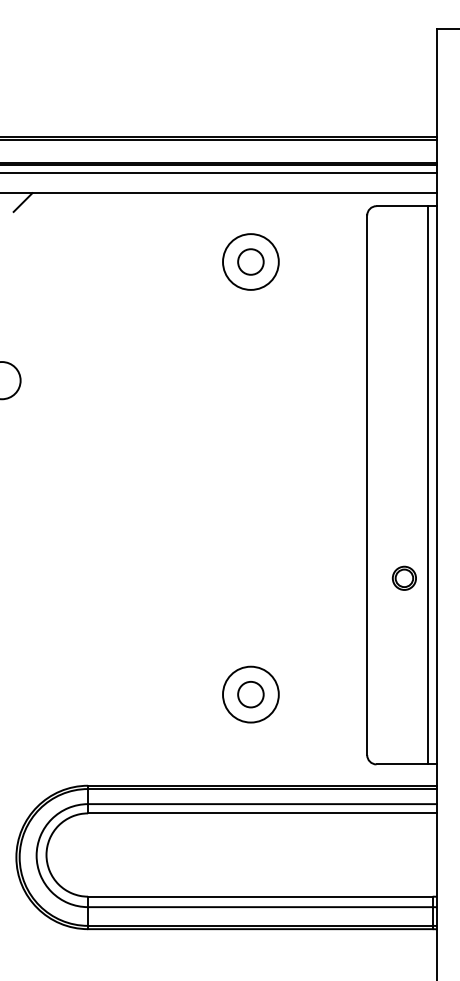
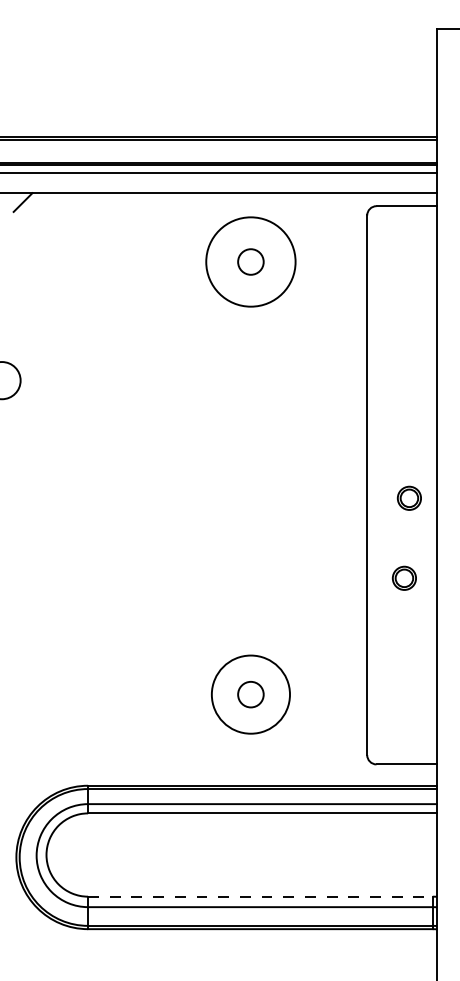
circle diameter: 56 px -> 89 px (250, 261)
line: present -> none (427, 485)
part: none -> present (408, 497)
circle diameter: 56 px -> 78 px (250, 694)
line: solid -> dashed (260, 896)
